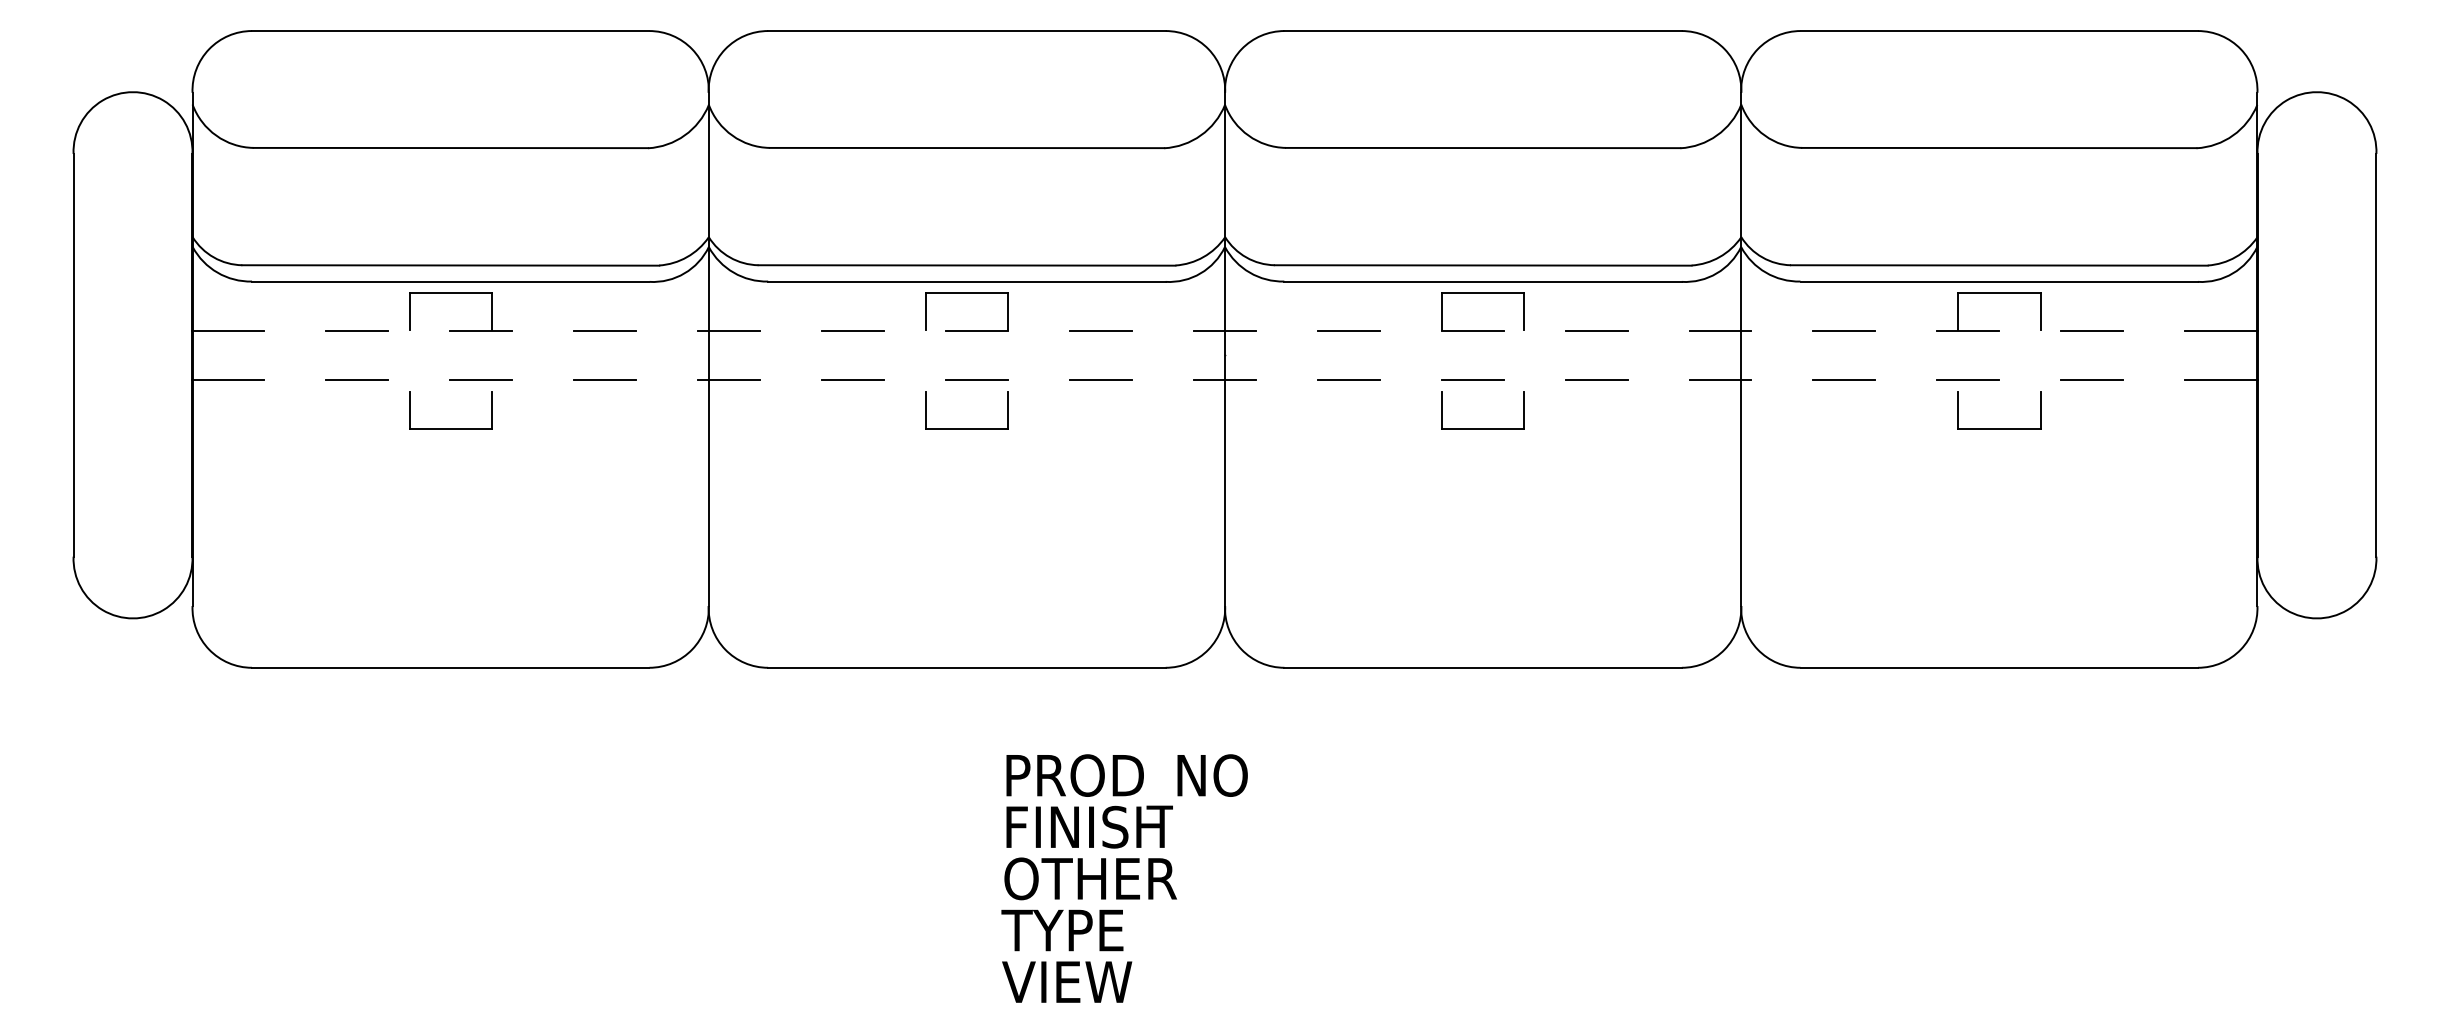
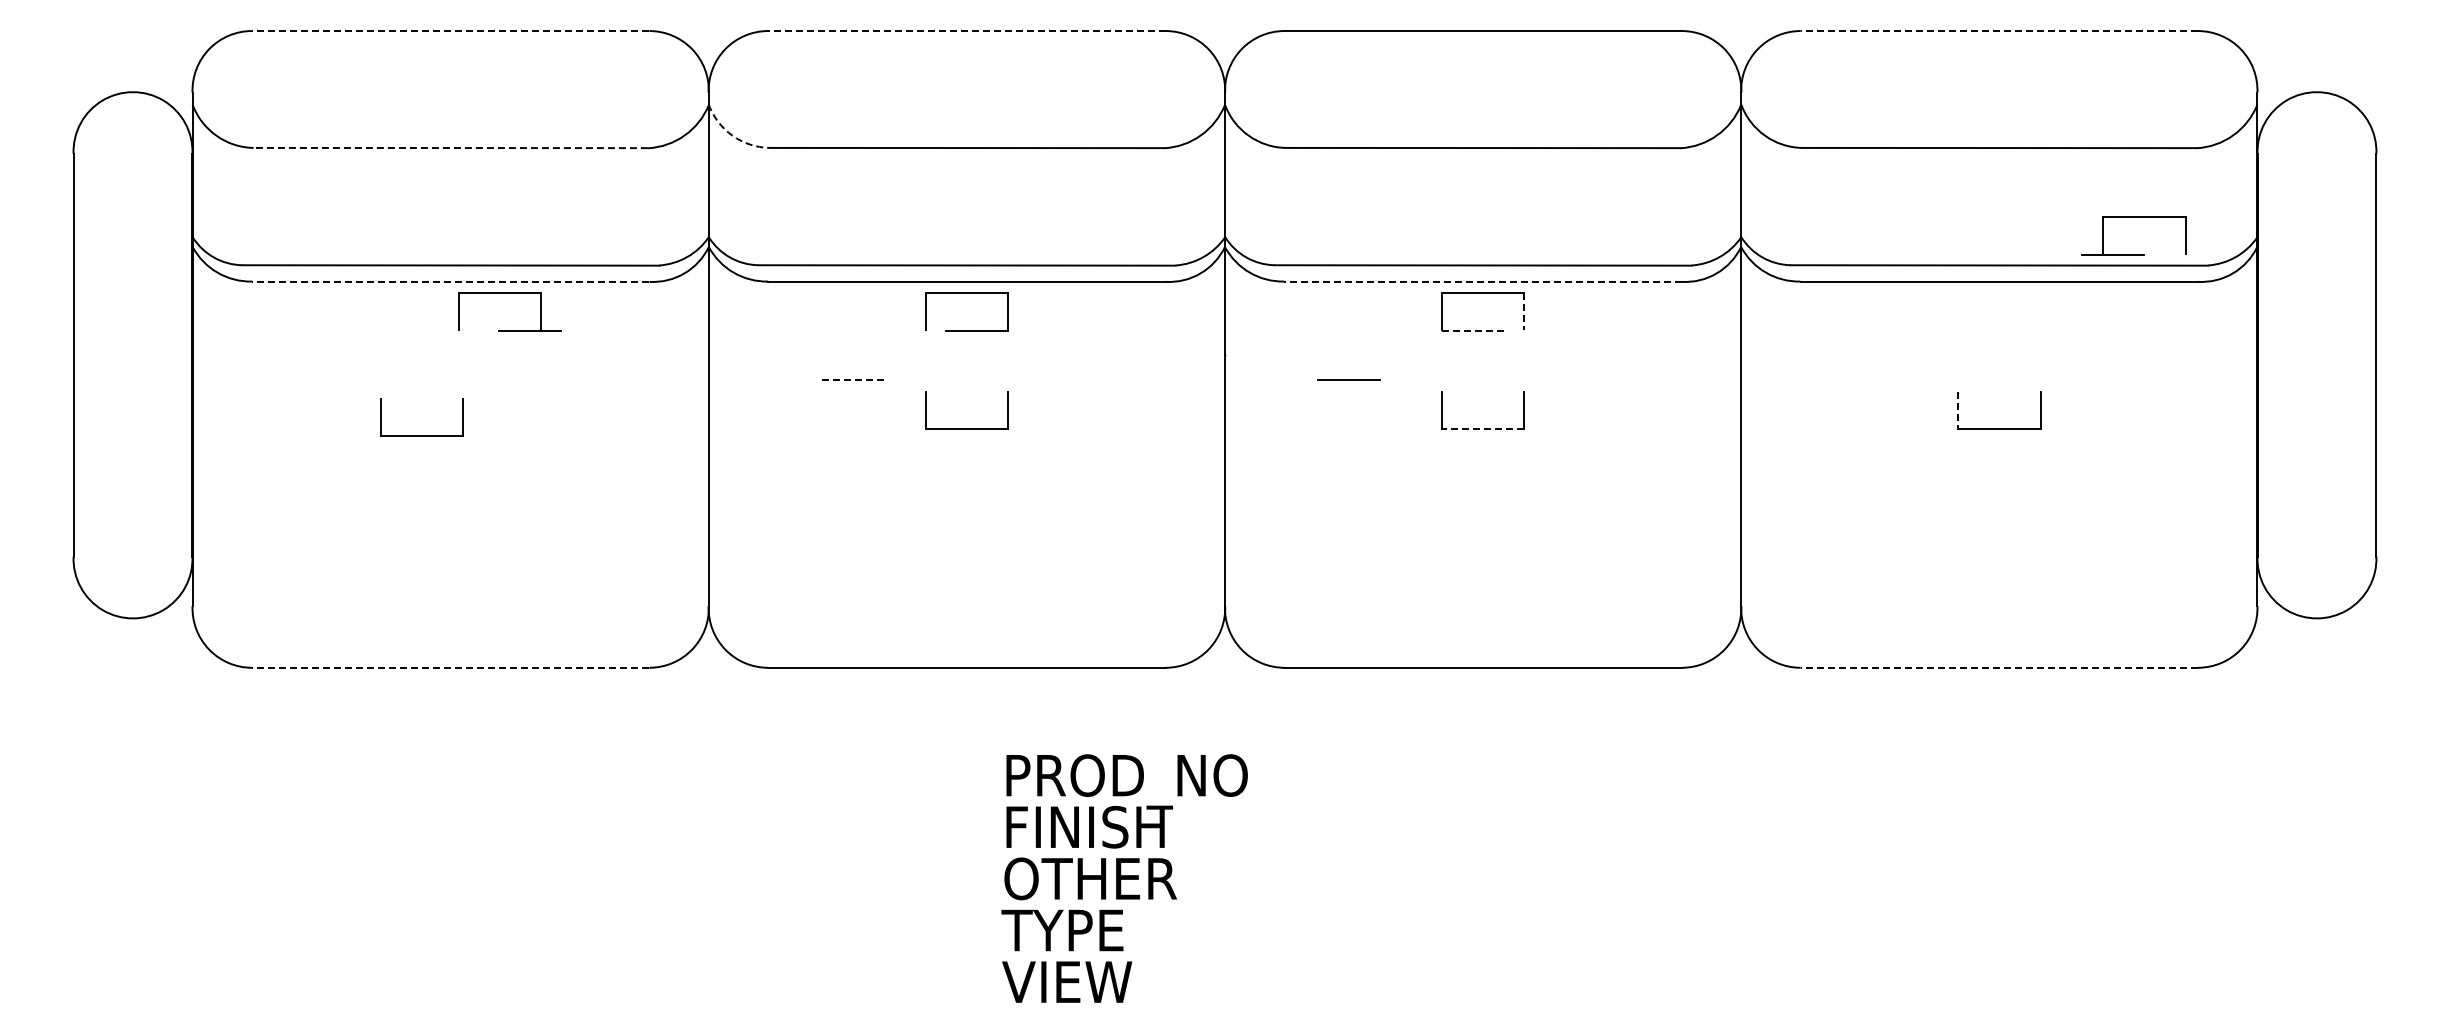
line: solid -> dashed (450, 31)
line: solid -> dashed (966, 31)
line: solid -> dashed (1999, 31)
arc: solid -> dashed (732, 135)
line: solid -> dashed (450, 148)
line: solid -> dashed (450, 281)
line: solid -> dashed (1483, 281)
part position: (460, 293) -> (509, 293) (509, 293)
part position: (1988, 293) -> (2133, 217) (2133, 217)
line: solid -> dashed (1524, 311)
line: present -> none (228, 330)
line: present -> none (357, 330)
line: present -> none (605, 330)
line: present -> none (729, 330)
line: present -> none (853, 330)
line: present -> none (1100, 330)
line: present -> none (1224, 330)
line: present -> none (1348, 330)
line: solid -> dashed (1472, 330)
line: present -> none (1596, 330)
line: present -> none (1720, 330)
line: present -> none (1844, 330)
line: present -> none (2092, 330)
line: present -> none (2221, 330)
line: present -> none (228, 379)
line: present -> none (357, 379)
line: present -> none (481, 379)
line: present -> none (605, 379)
line: present -> none (729, 379)
line: solid -> dashed (853, 379)
line: present -> none (976, 379)
line: present -> none (1100, 379)
line: present -> none (1224, 379)
line: present -> none (1472, 379)
line: present -> none (1596, 379)
line: present -> none (1720, 379)
line: present -> none (1844, 379)
line: present -> none (1968, 379)
line: present -> none (2091, 379)
line: present -> none (2221, 379)
line: solid -> dashed (1958, 410)
part position: (450, 428) -> (421, 435) (421, 435)
line: solid -> dashed (1482, 429)
line: solid -> dashed (450, 667)
line: solid -> dashed (1999, 667)
